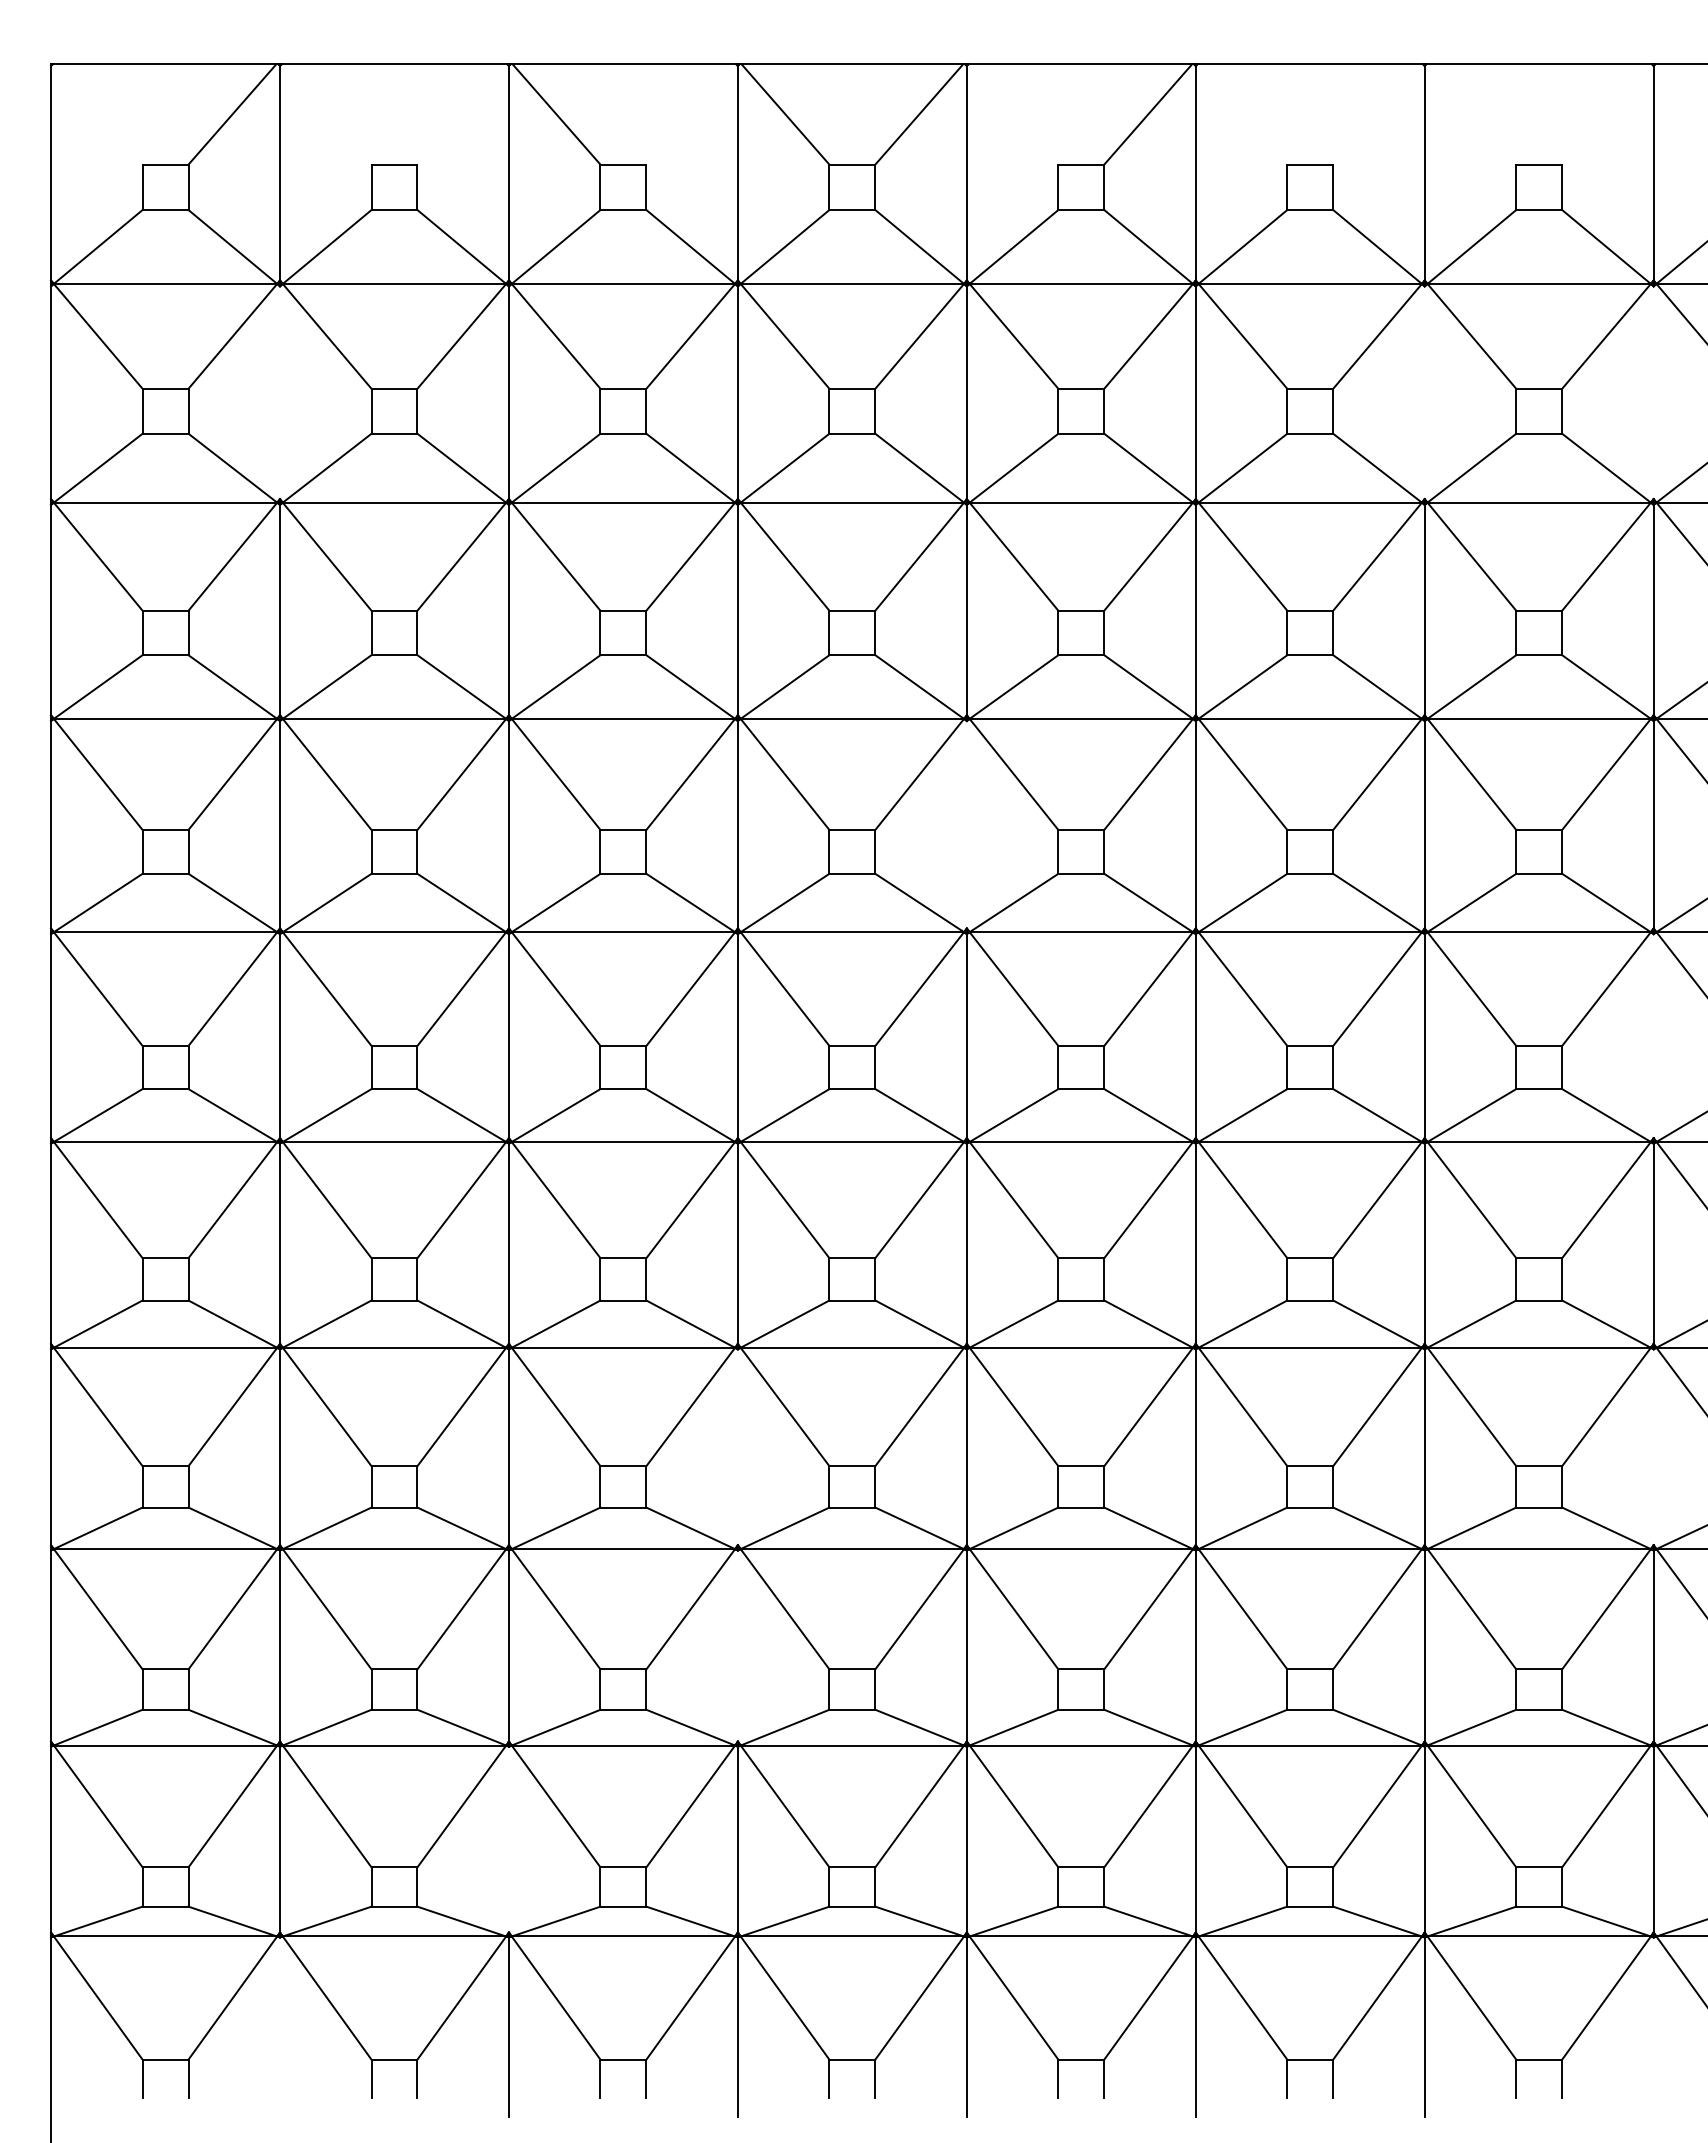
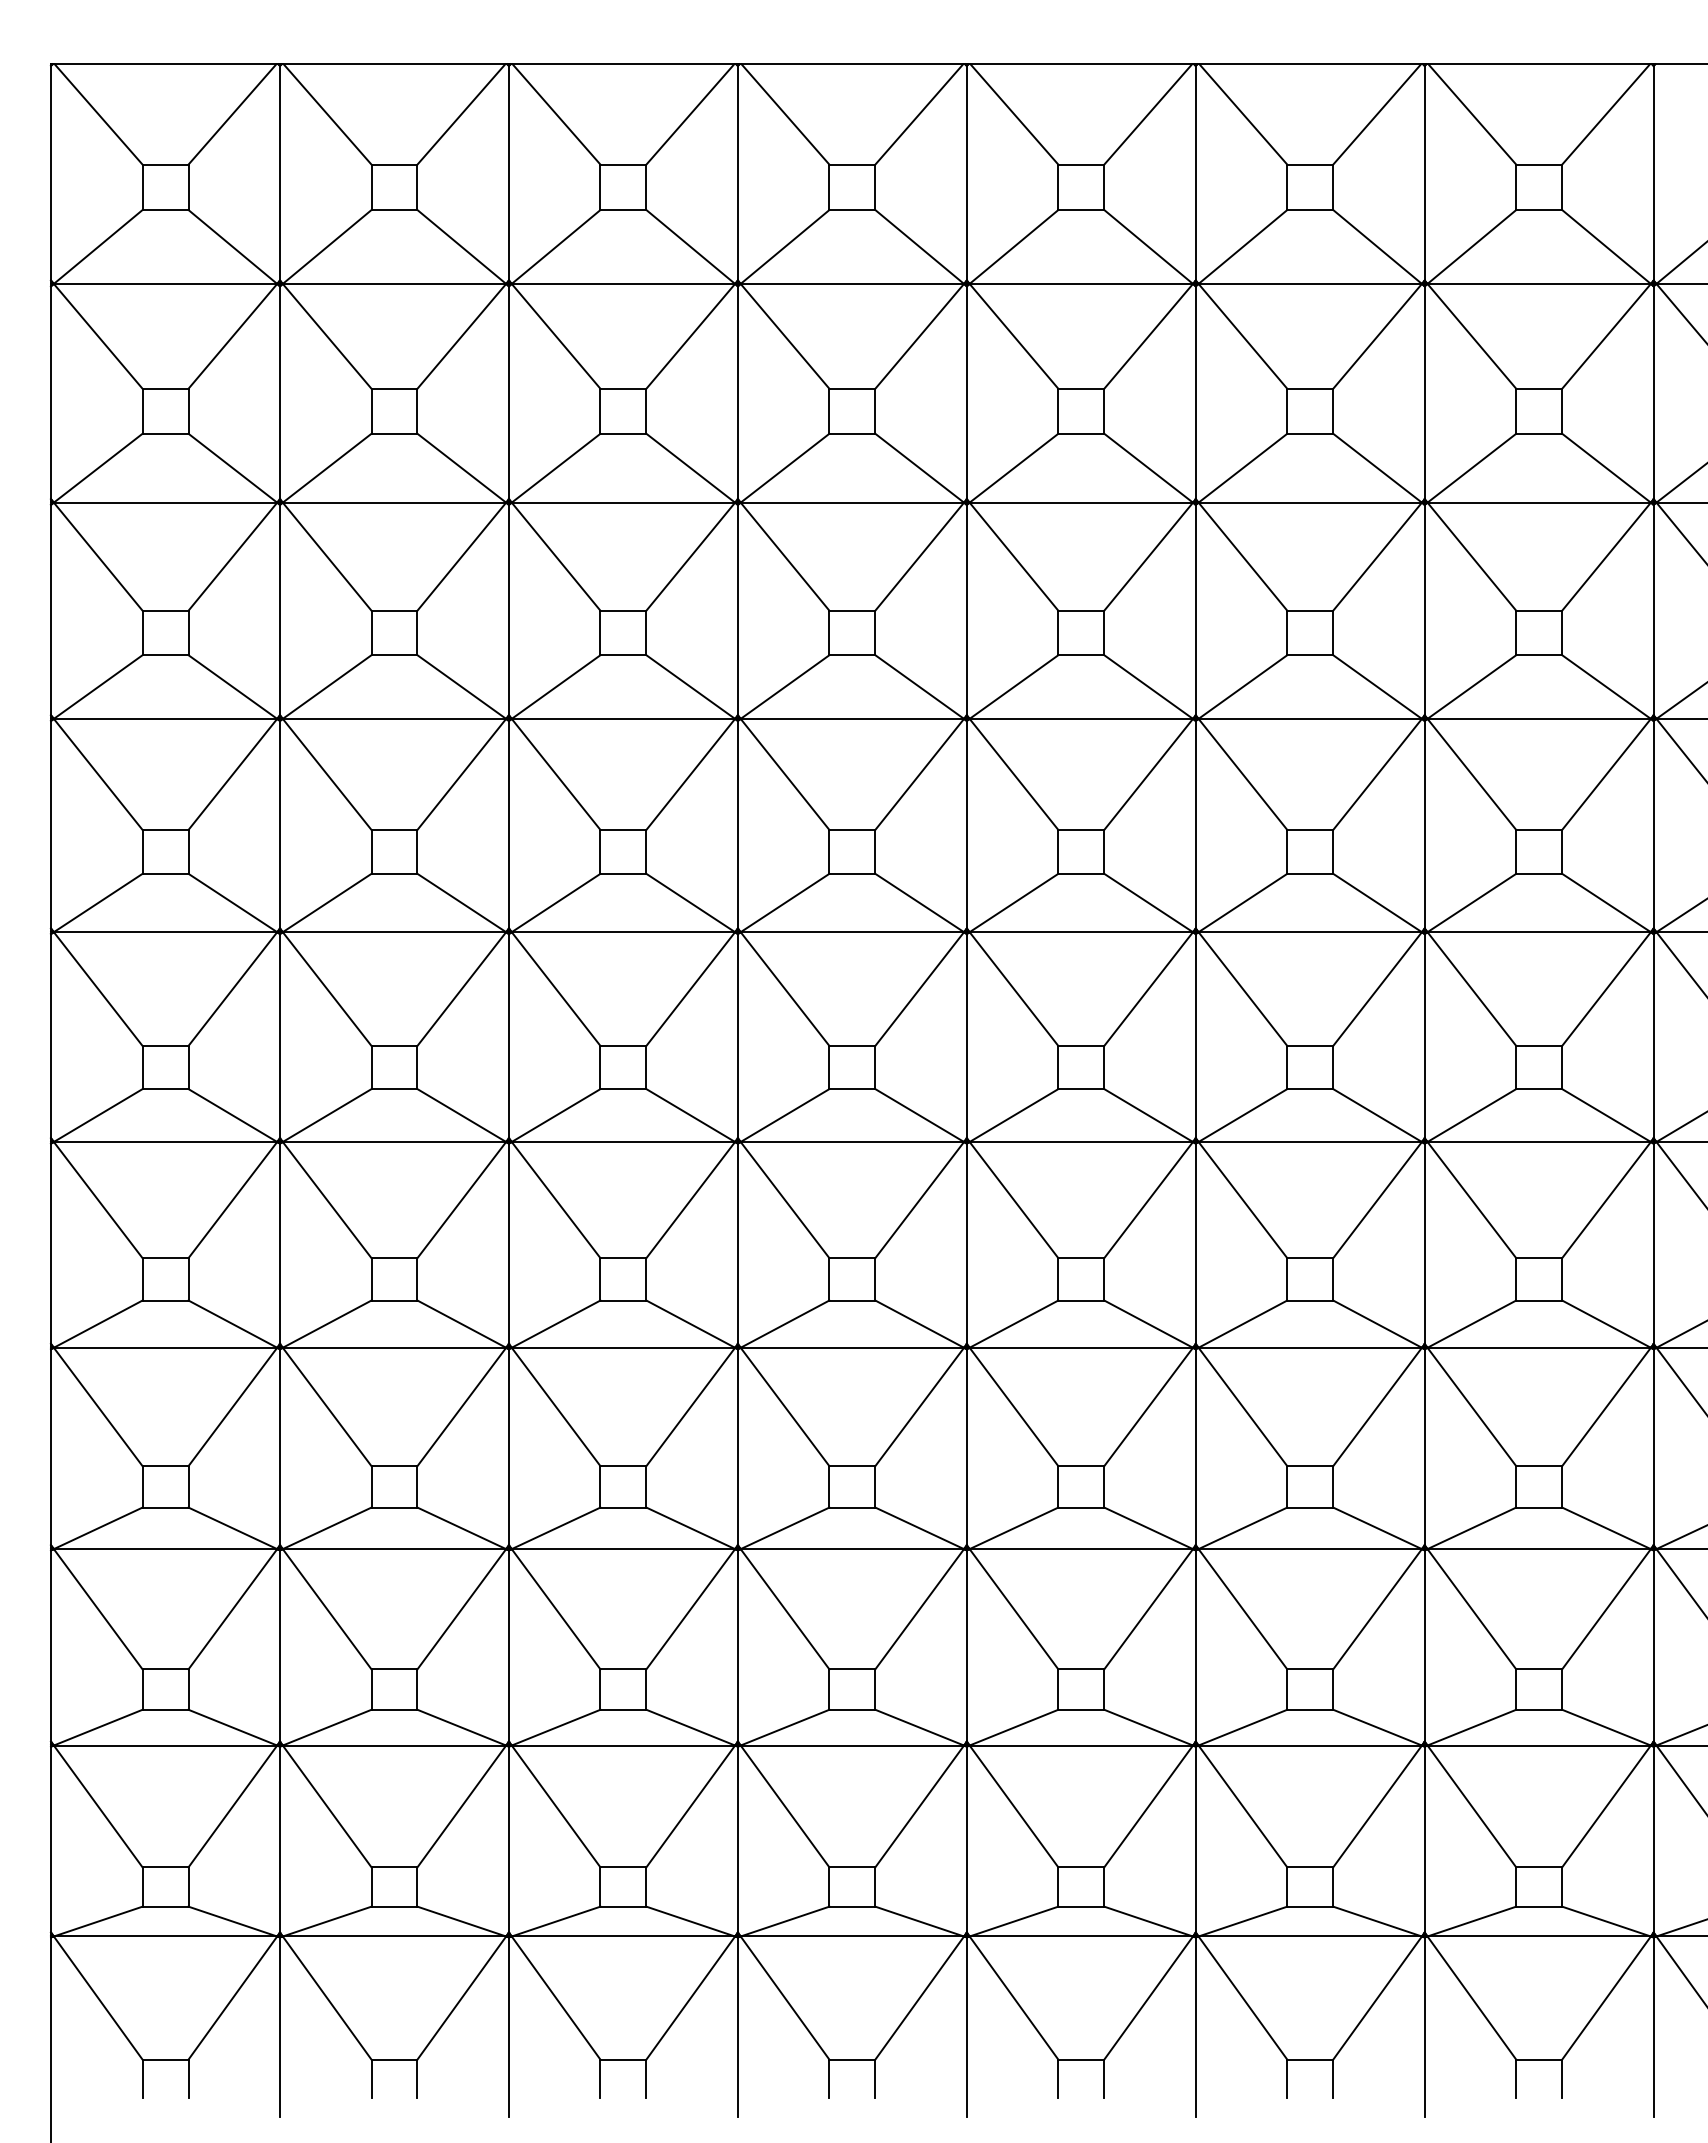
line: none -> present (98, 114)
line: none -> present (327, 114)
line: none -> present (461, 114)
line: none -> present (690, 114)
line: none -> present (1014, 114)
line: none -> present (1243, 114)
line: none -> present (1377, 114)
line: none -> present (1472, 114)
line: none -> present (1606, 114)
line: none -> present (280, 392)
line: none -> present (1424, 392)
line: none -> present (1653, 392)
line: none -> present (966, 824)
line: none -> present (1653, 1036)
line: none -> present (737, 1447)
line: none -> present (1653, 1447)
line: none -> present (737, 1645)
line: none -> present (508, 1839)
line: none -> present (280, 2027)
line: none -> present (1653, 2027)
